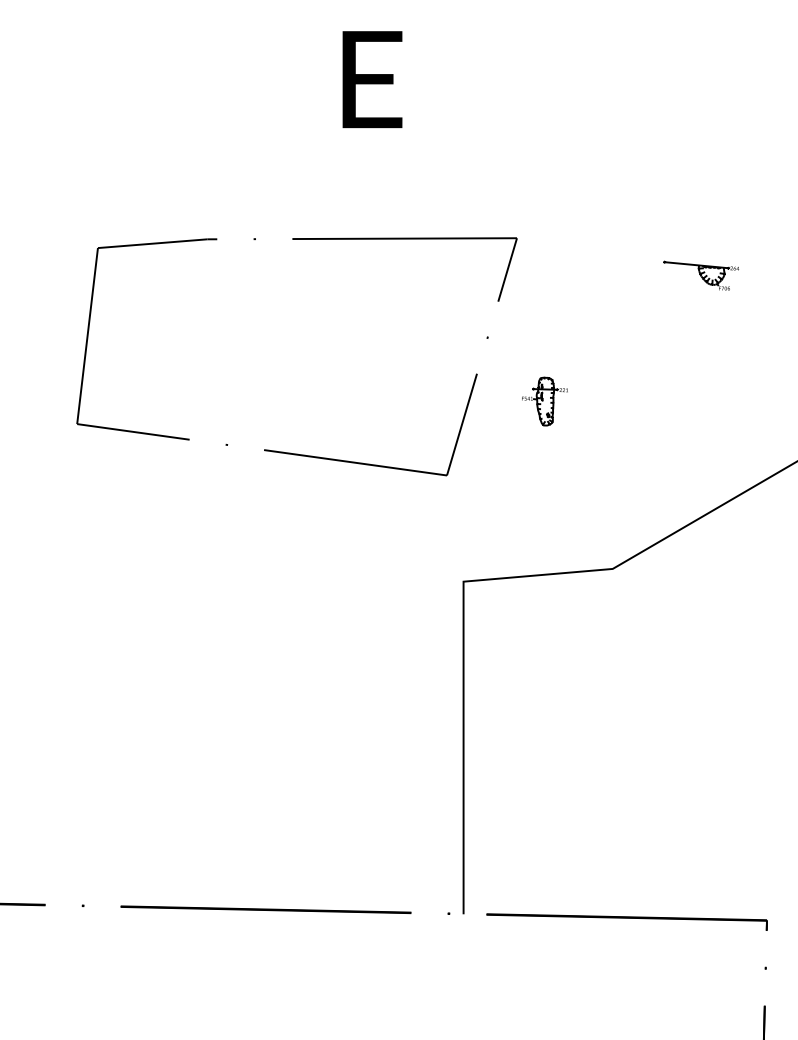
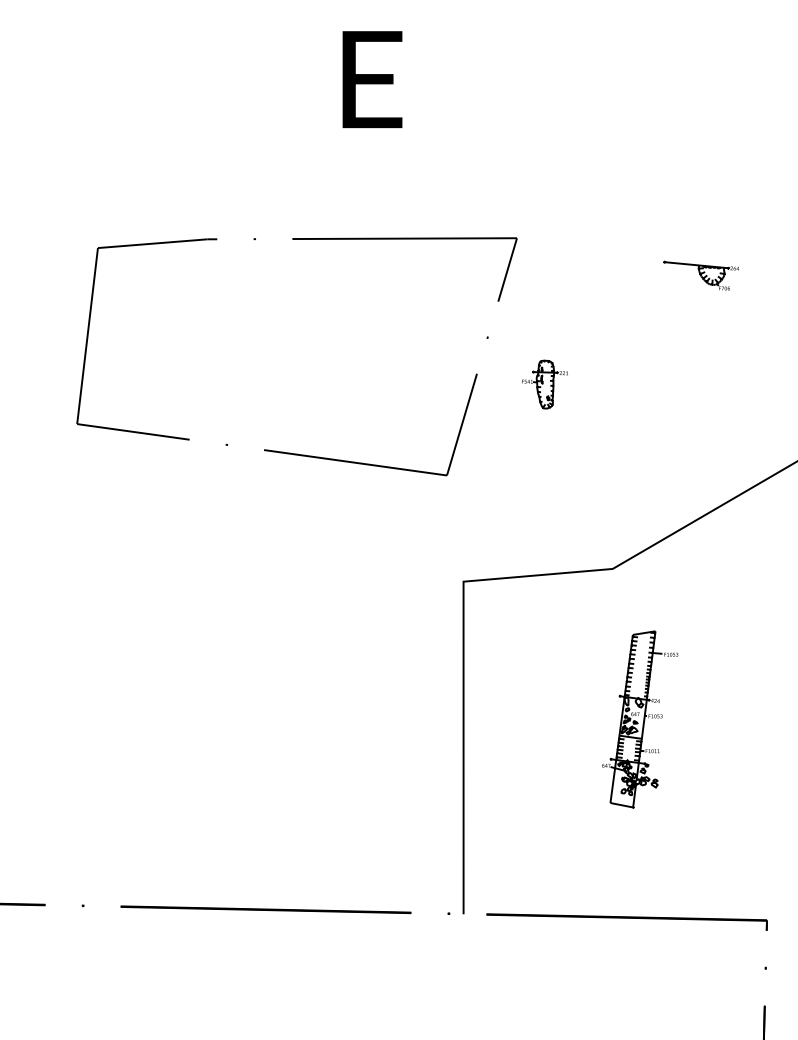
part position: (544, 401) -> (544, 384) (544, 384)
part: none -> present (640, 719)
